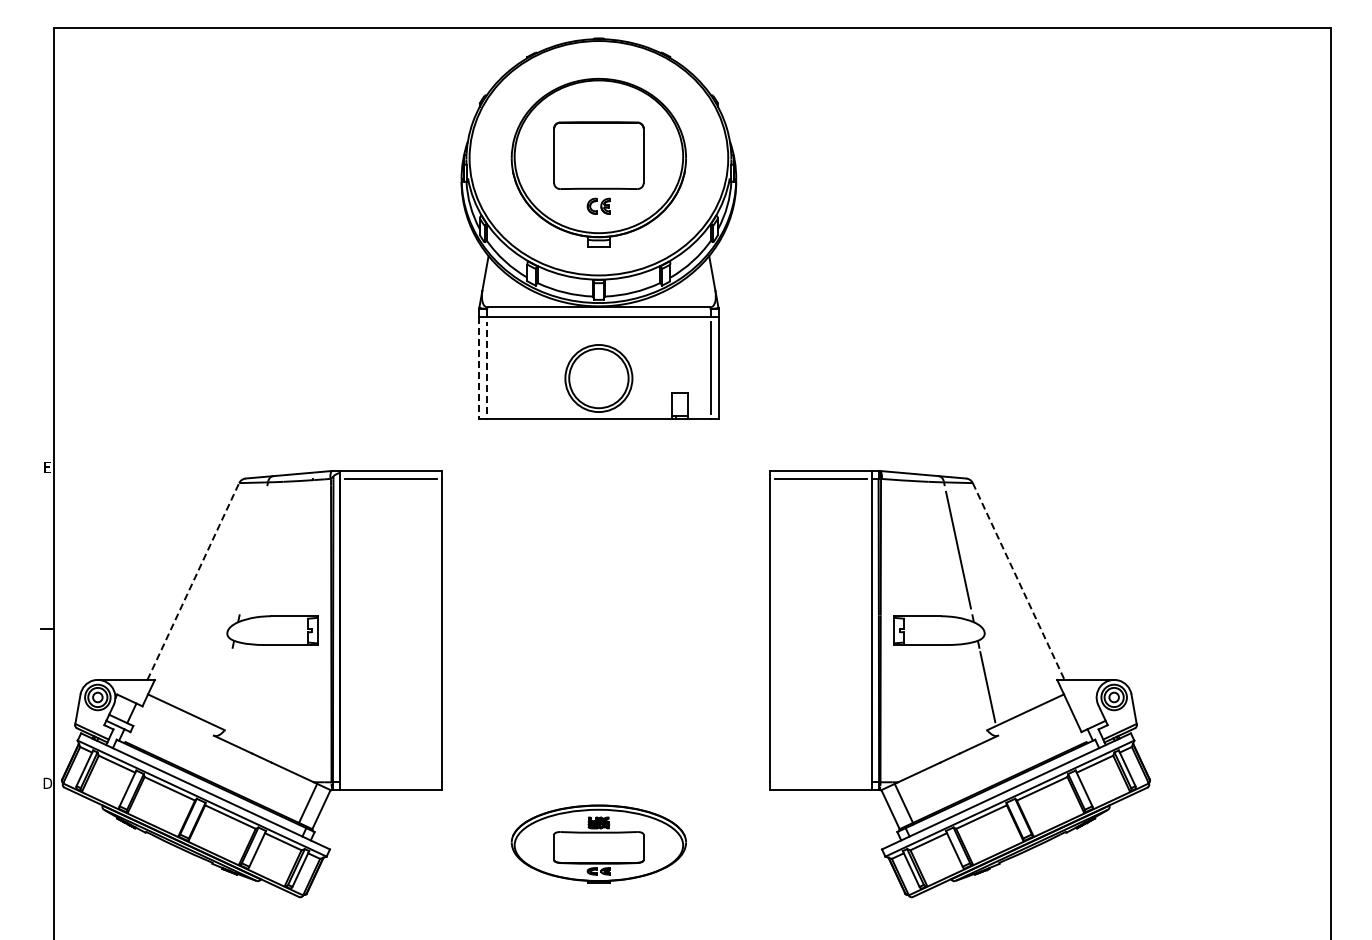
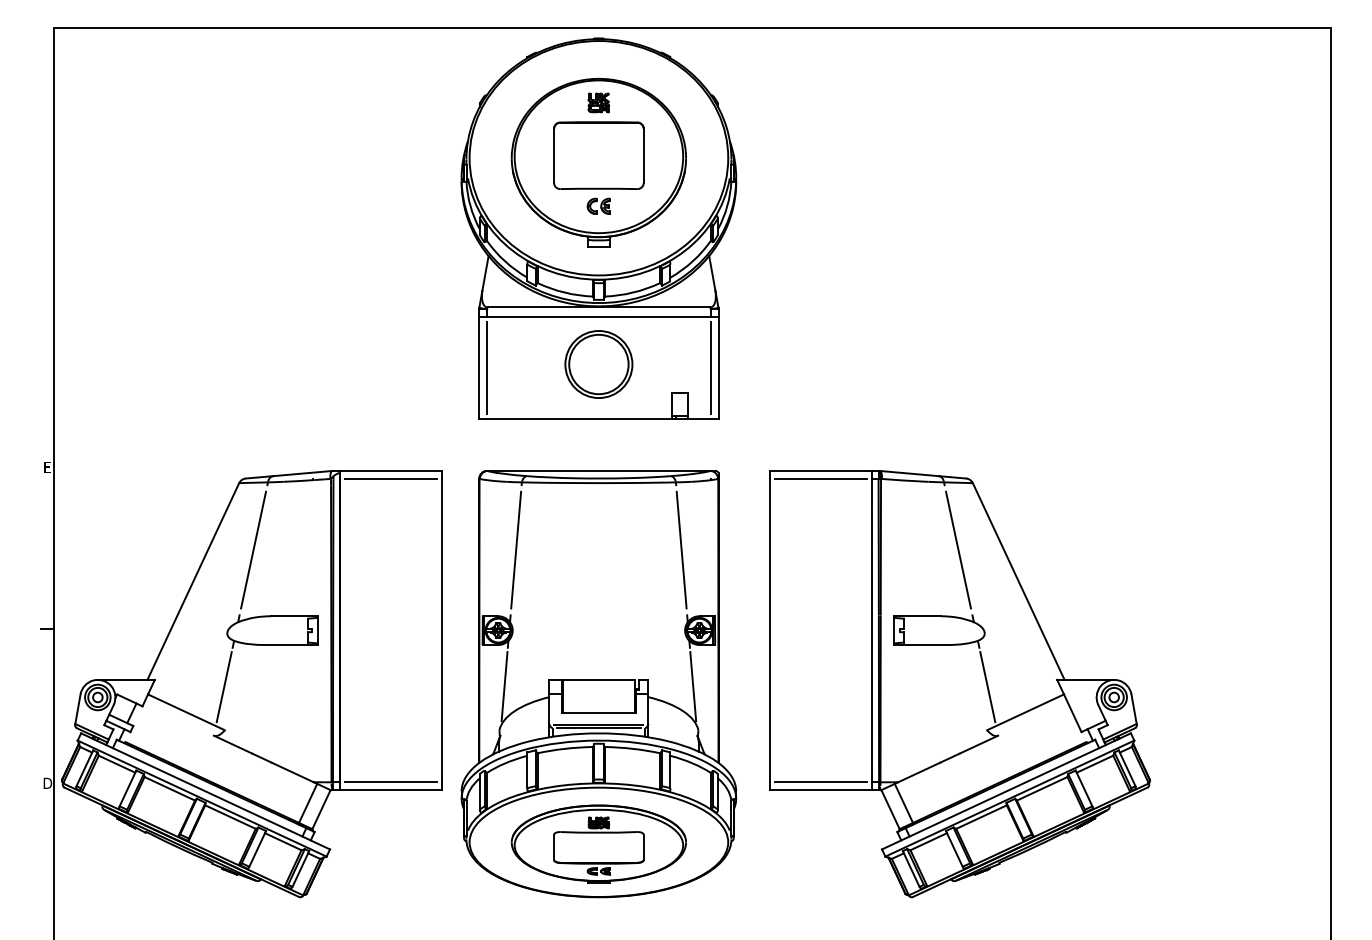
part: none -> present (598, 102)
line: dashed -> solid (487, 367)
line: dashed -> solid (479, 368)
part position: (598, 378) -> (598, 364) (598, 364)
line: none -> present (253, 549)
line: dashed -> solid (193, 581)
line: dashed -> solid (1018, 581)
part: none -> present (598, 684)
line: none -> present (223, 687)
line: none -> present (391, 782)
line: none -> present (820, 782)
